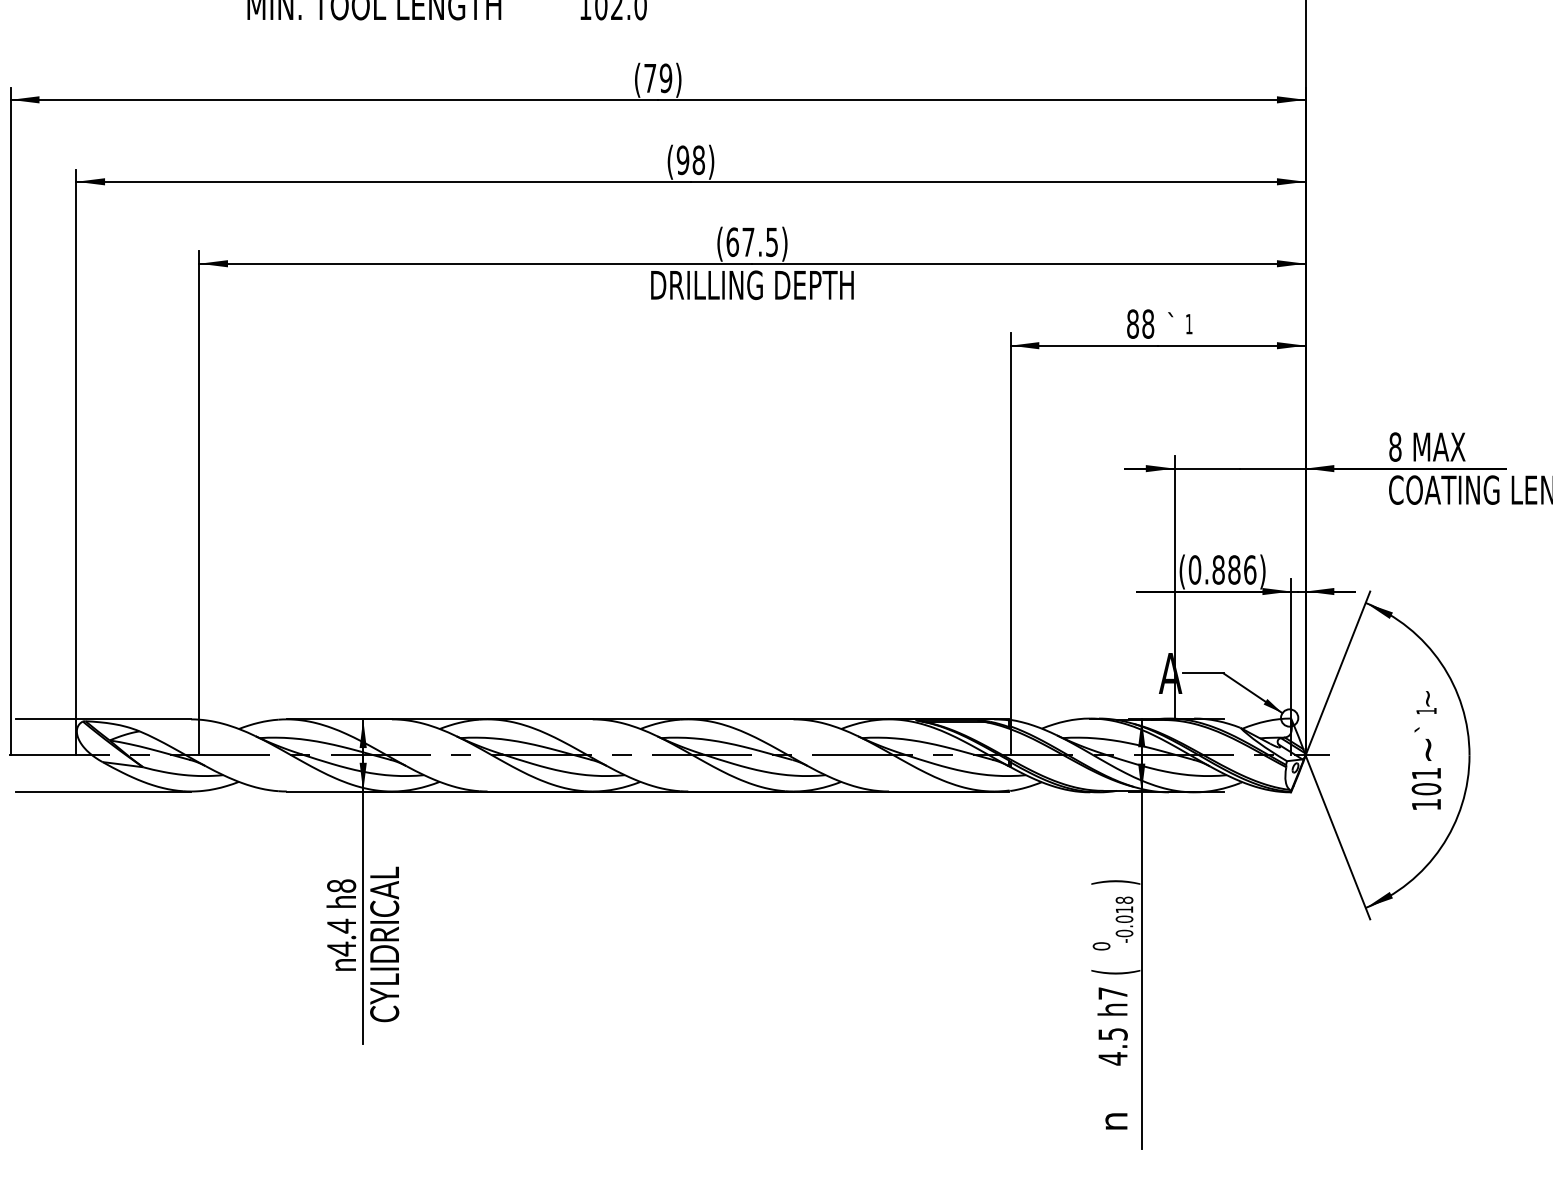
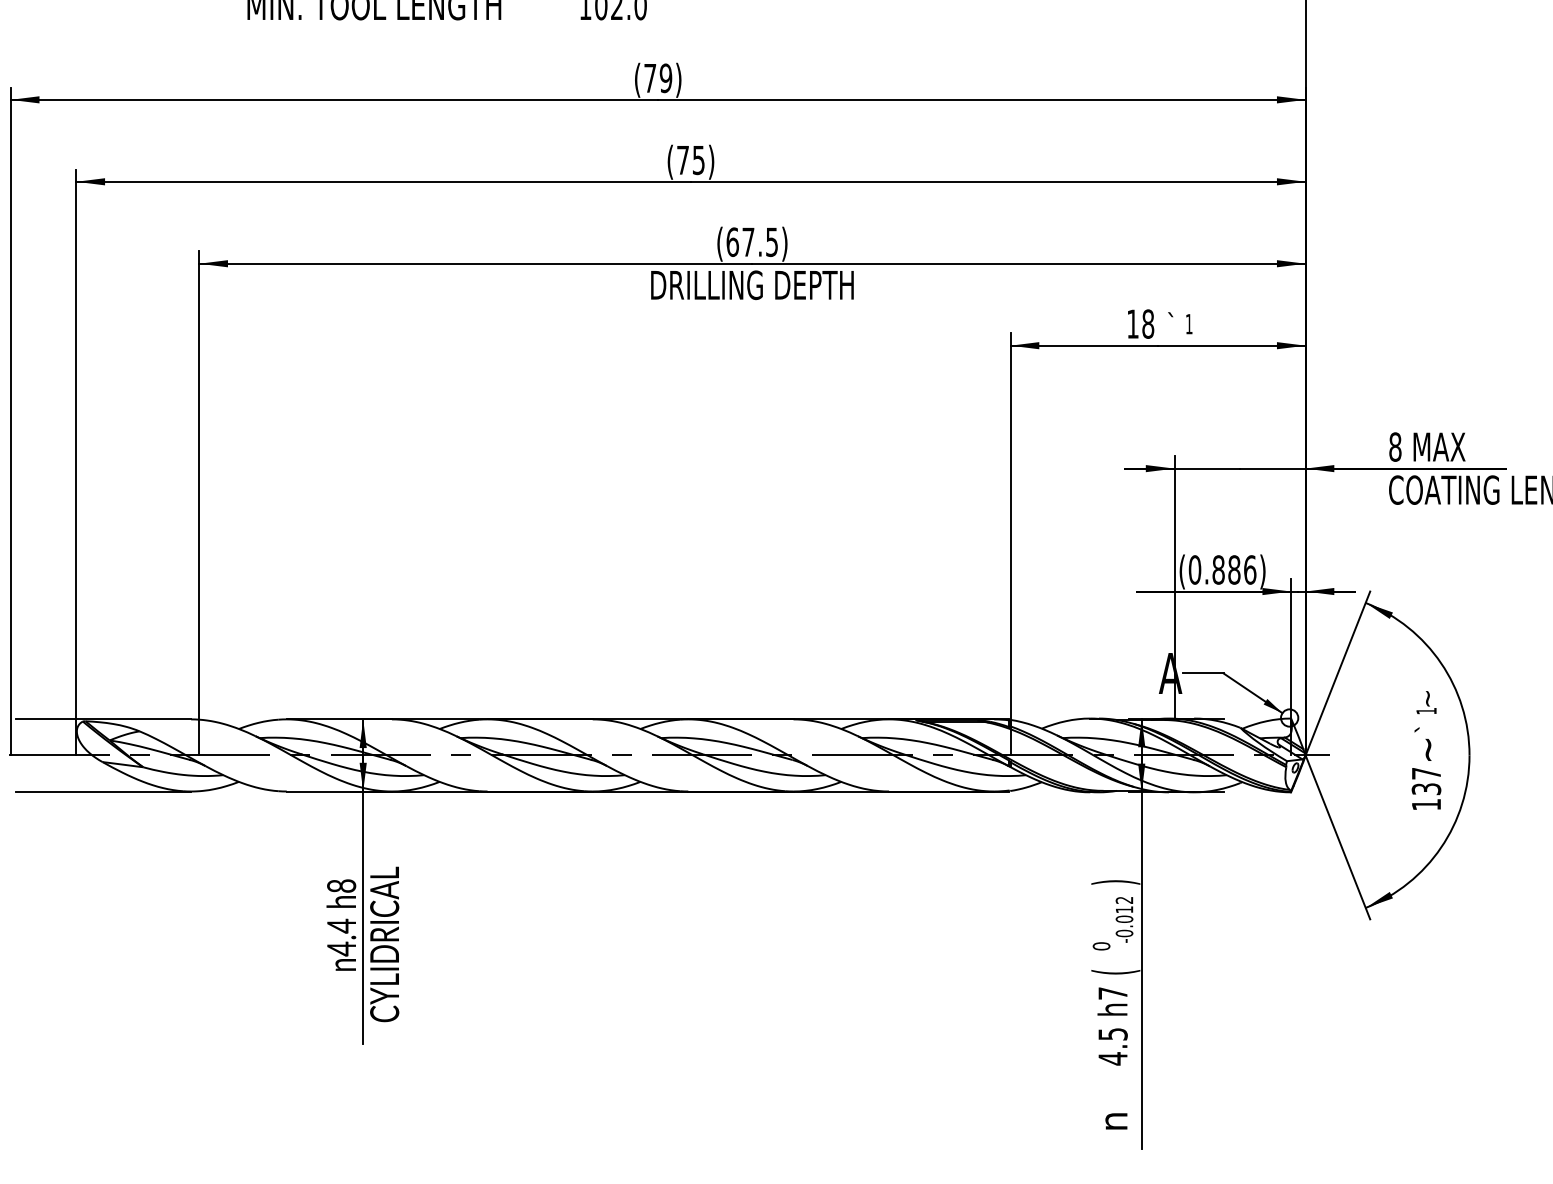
text: (98) -> (75) (690, 160)
text: 88 -> 18 (1132, 323)
text: 101 -> 137 (1426, 781)
text: -0.018 -> -0.012 (1124, 899)
